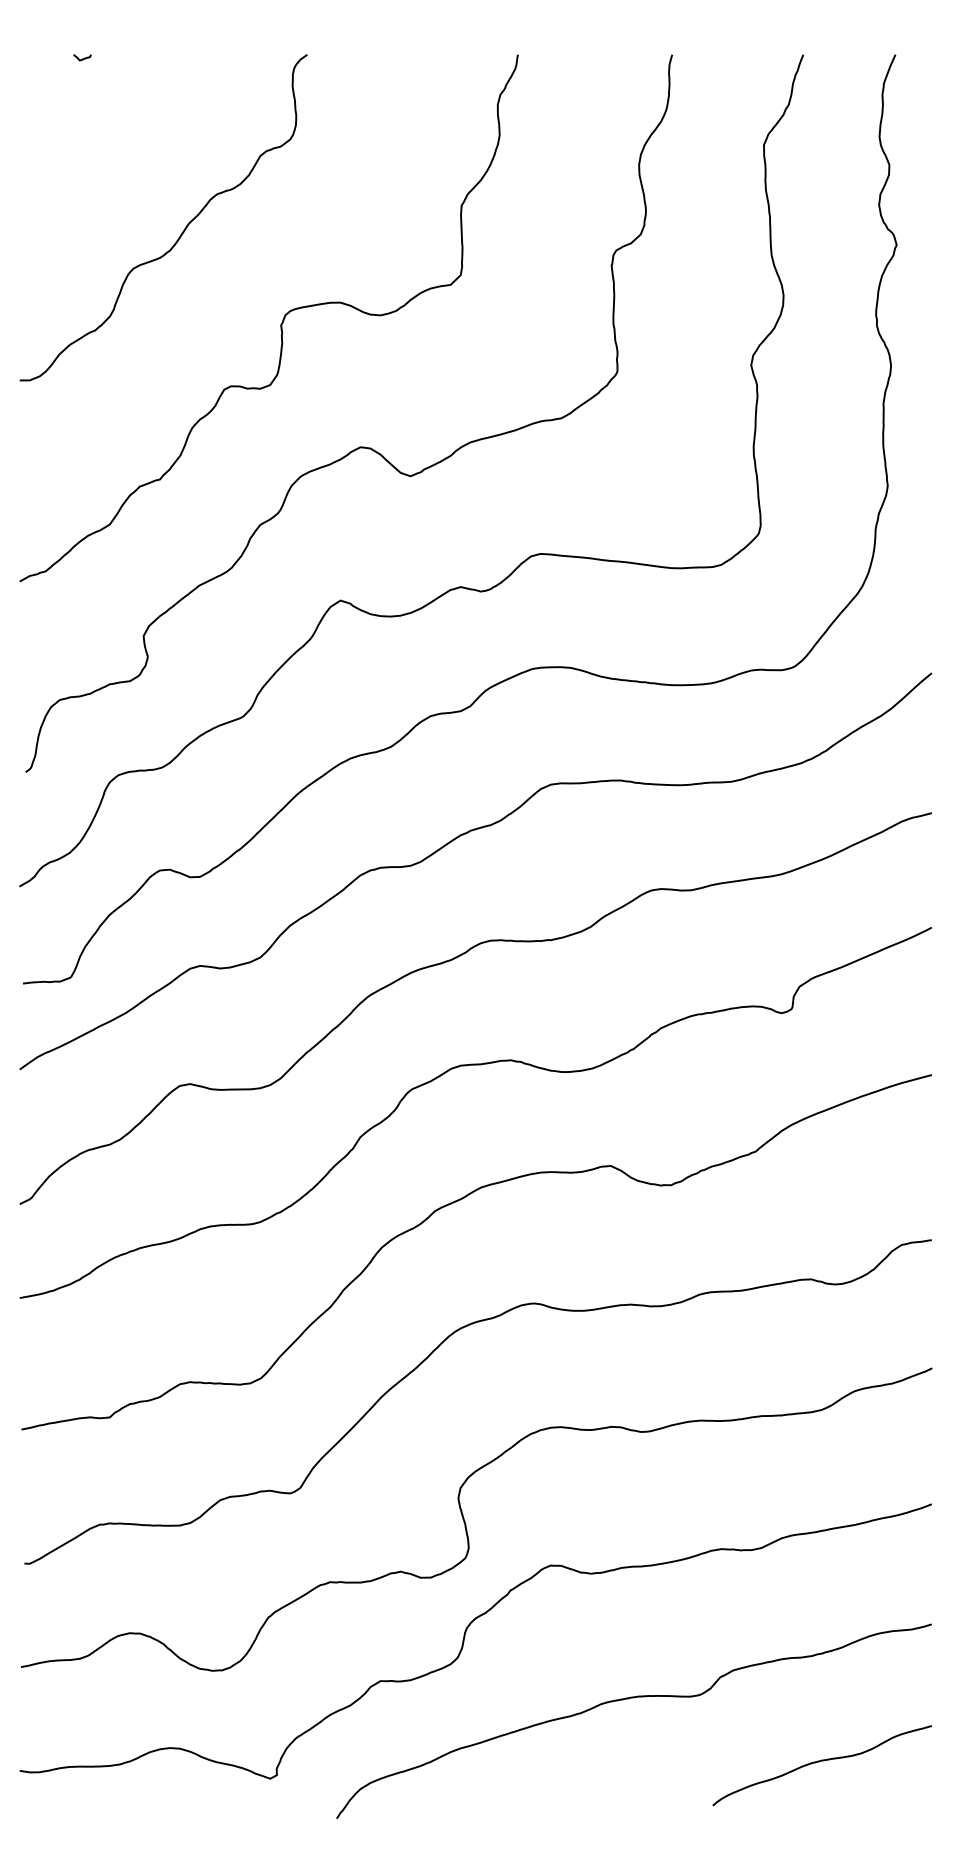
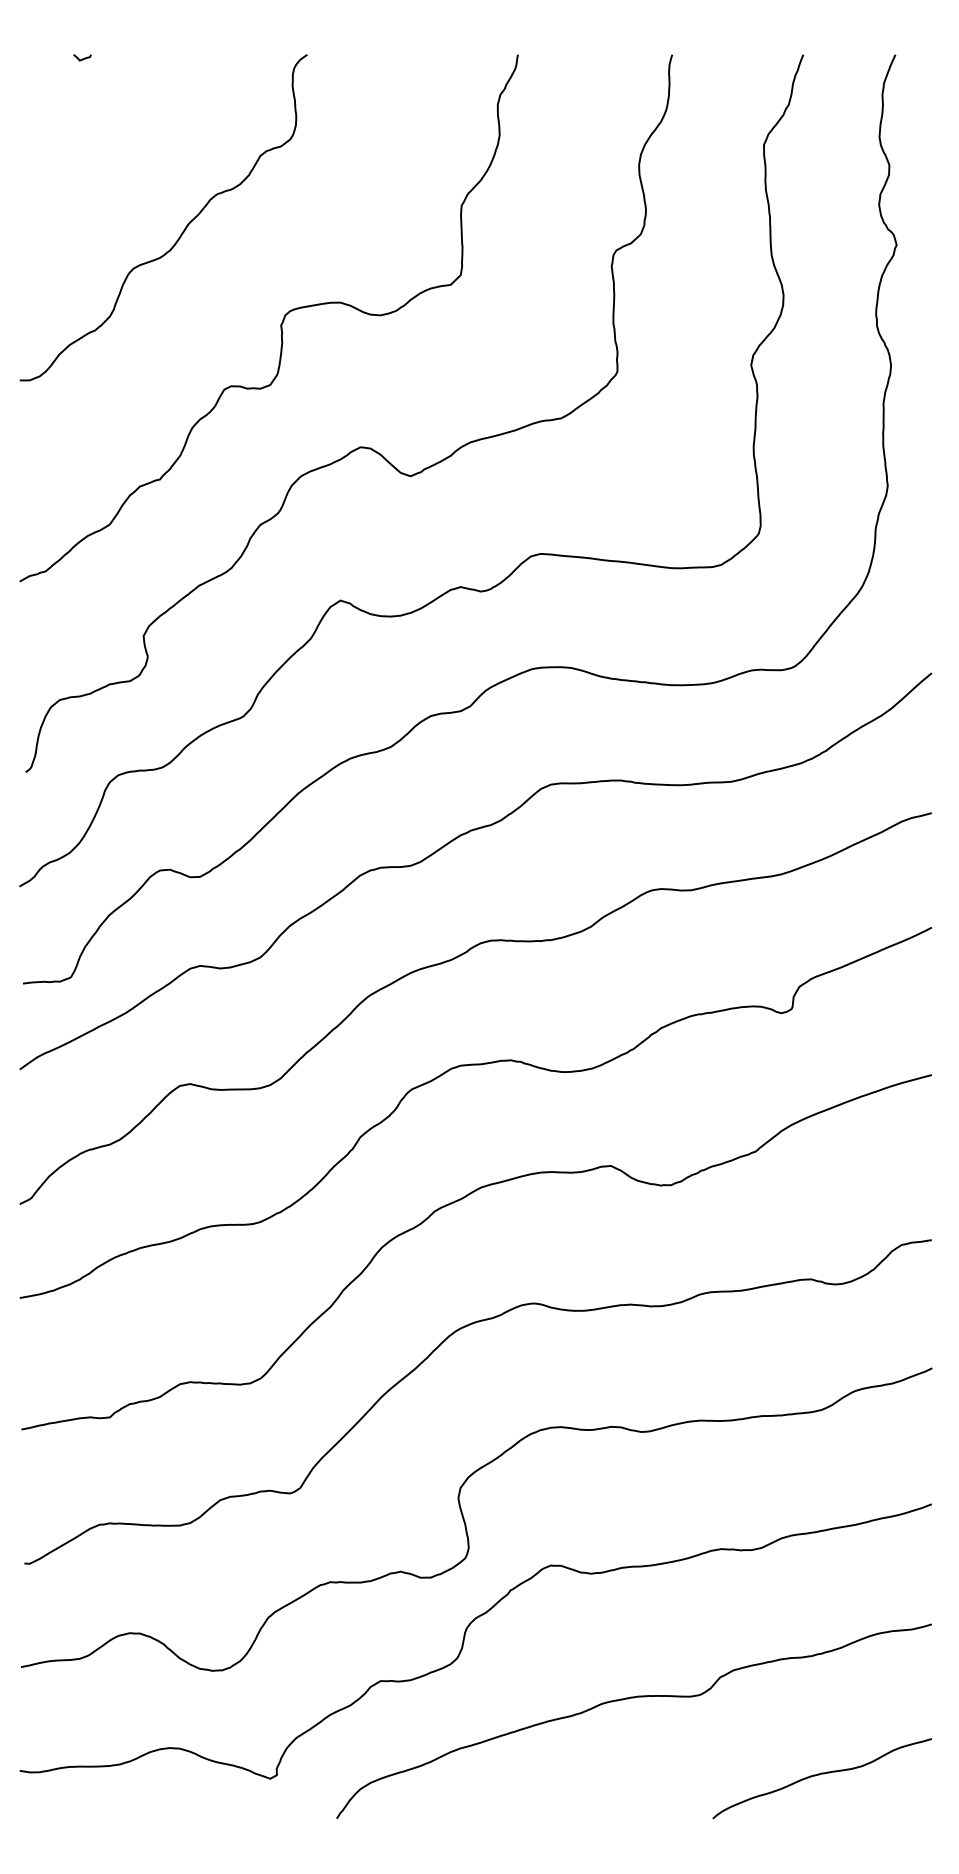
curve position: (819, 1762) -> (819, 1775) (819, 1775)
